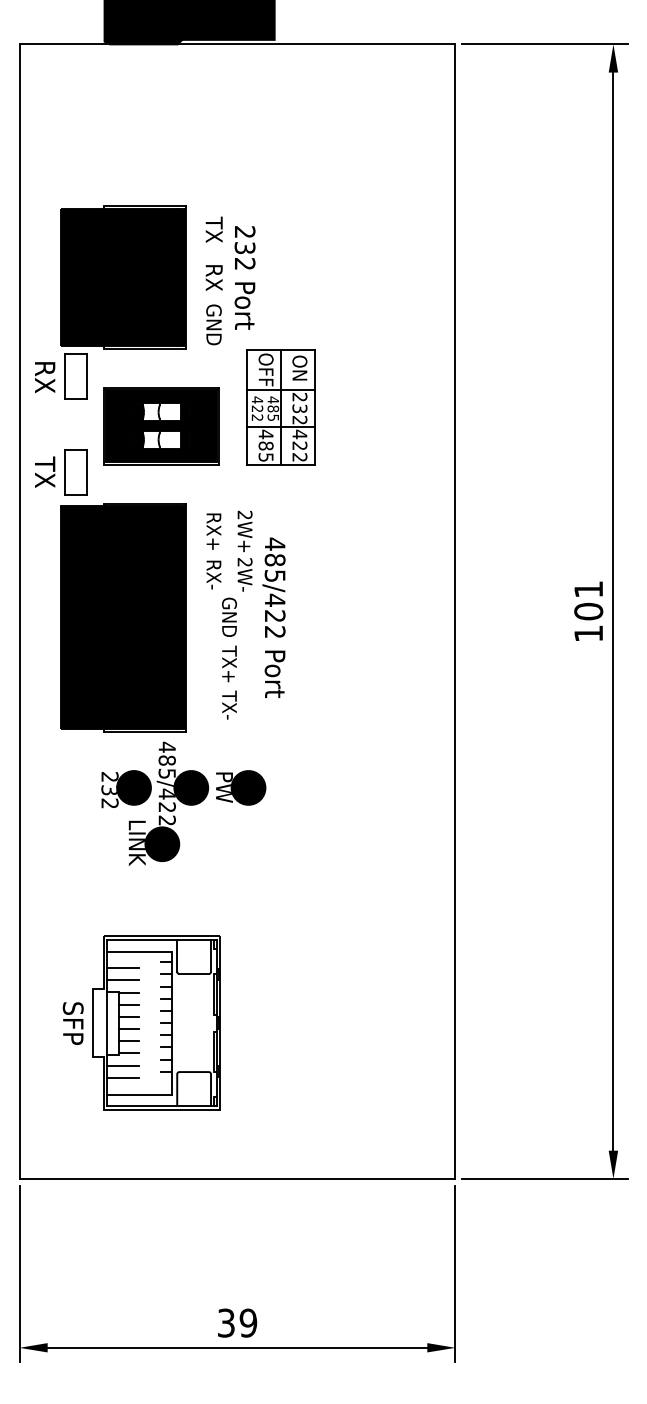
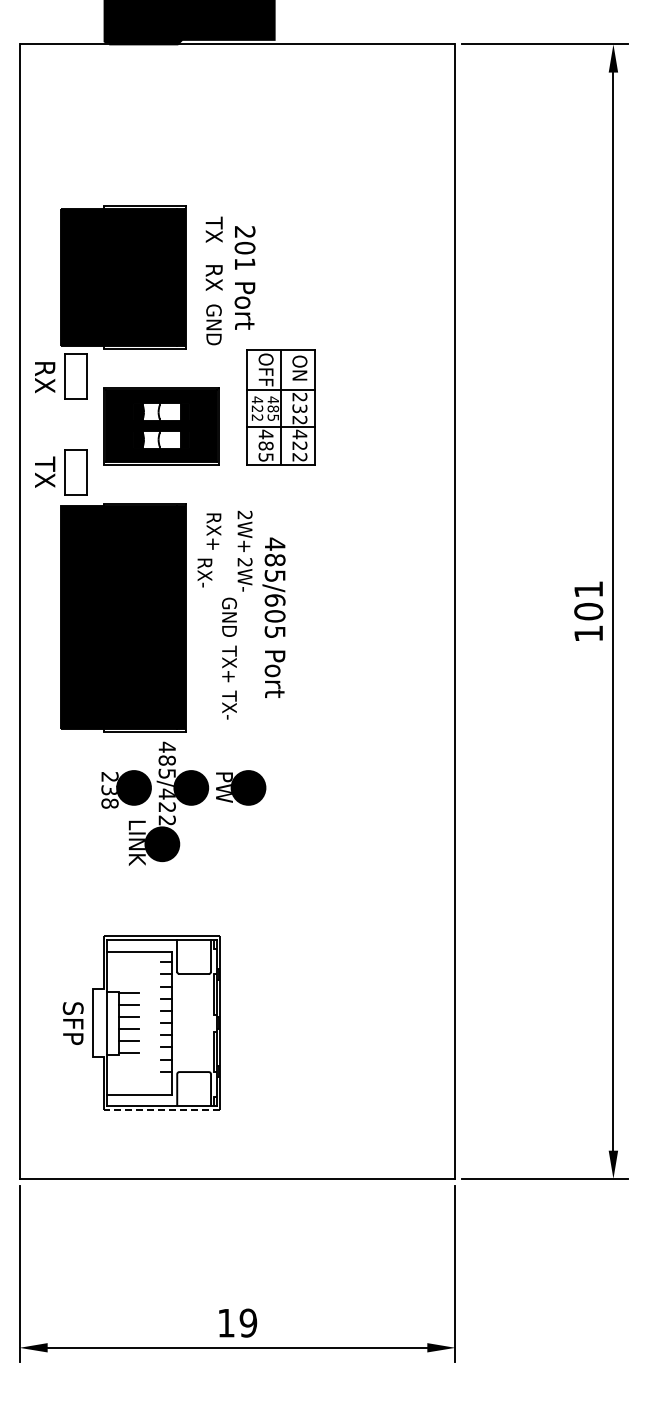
text: 232 -> 201 (244, 255)
text position: (213, 574) -> (204, 572) (204, 572)
text: 485/422 -> 485/605 (274, 615)
text: 232 -> 238 (109, 803)
line: present -> none (123, 968)
line: present -> none (123, 980)
line: present -> none (123, 1065)
line: present -> none (123, 1077)
line: solid -> dashed (161, 1110)
text: 39 -> 19 (226, 1322)
